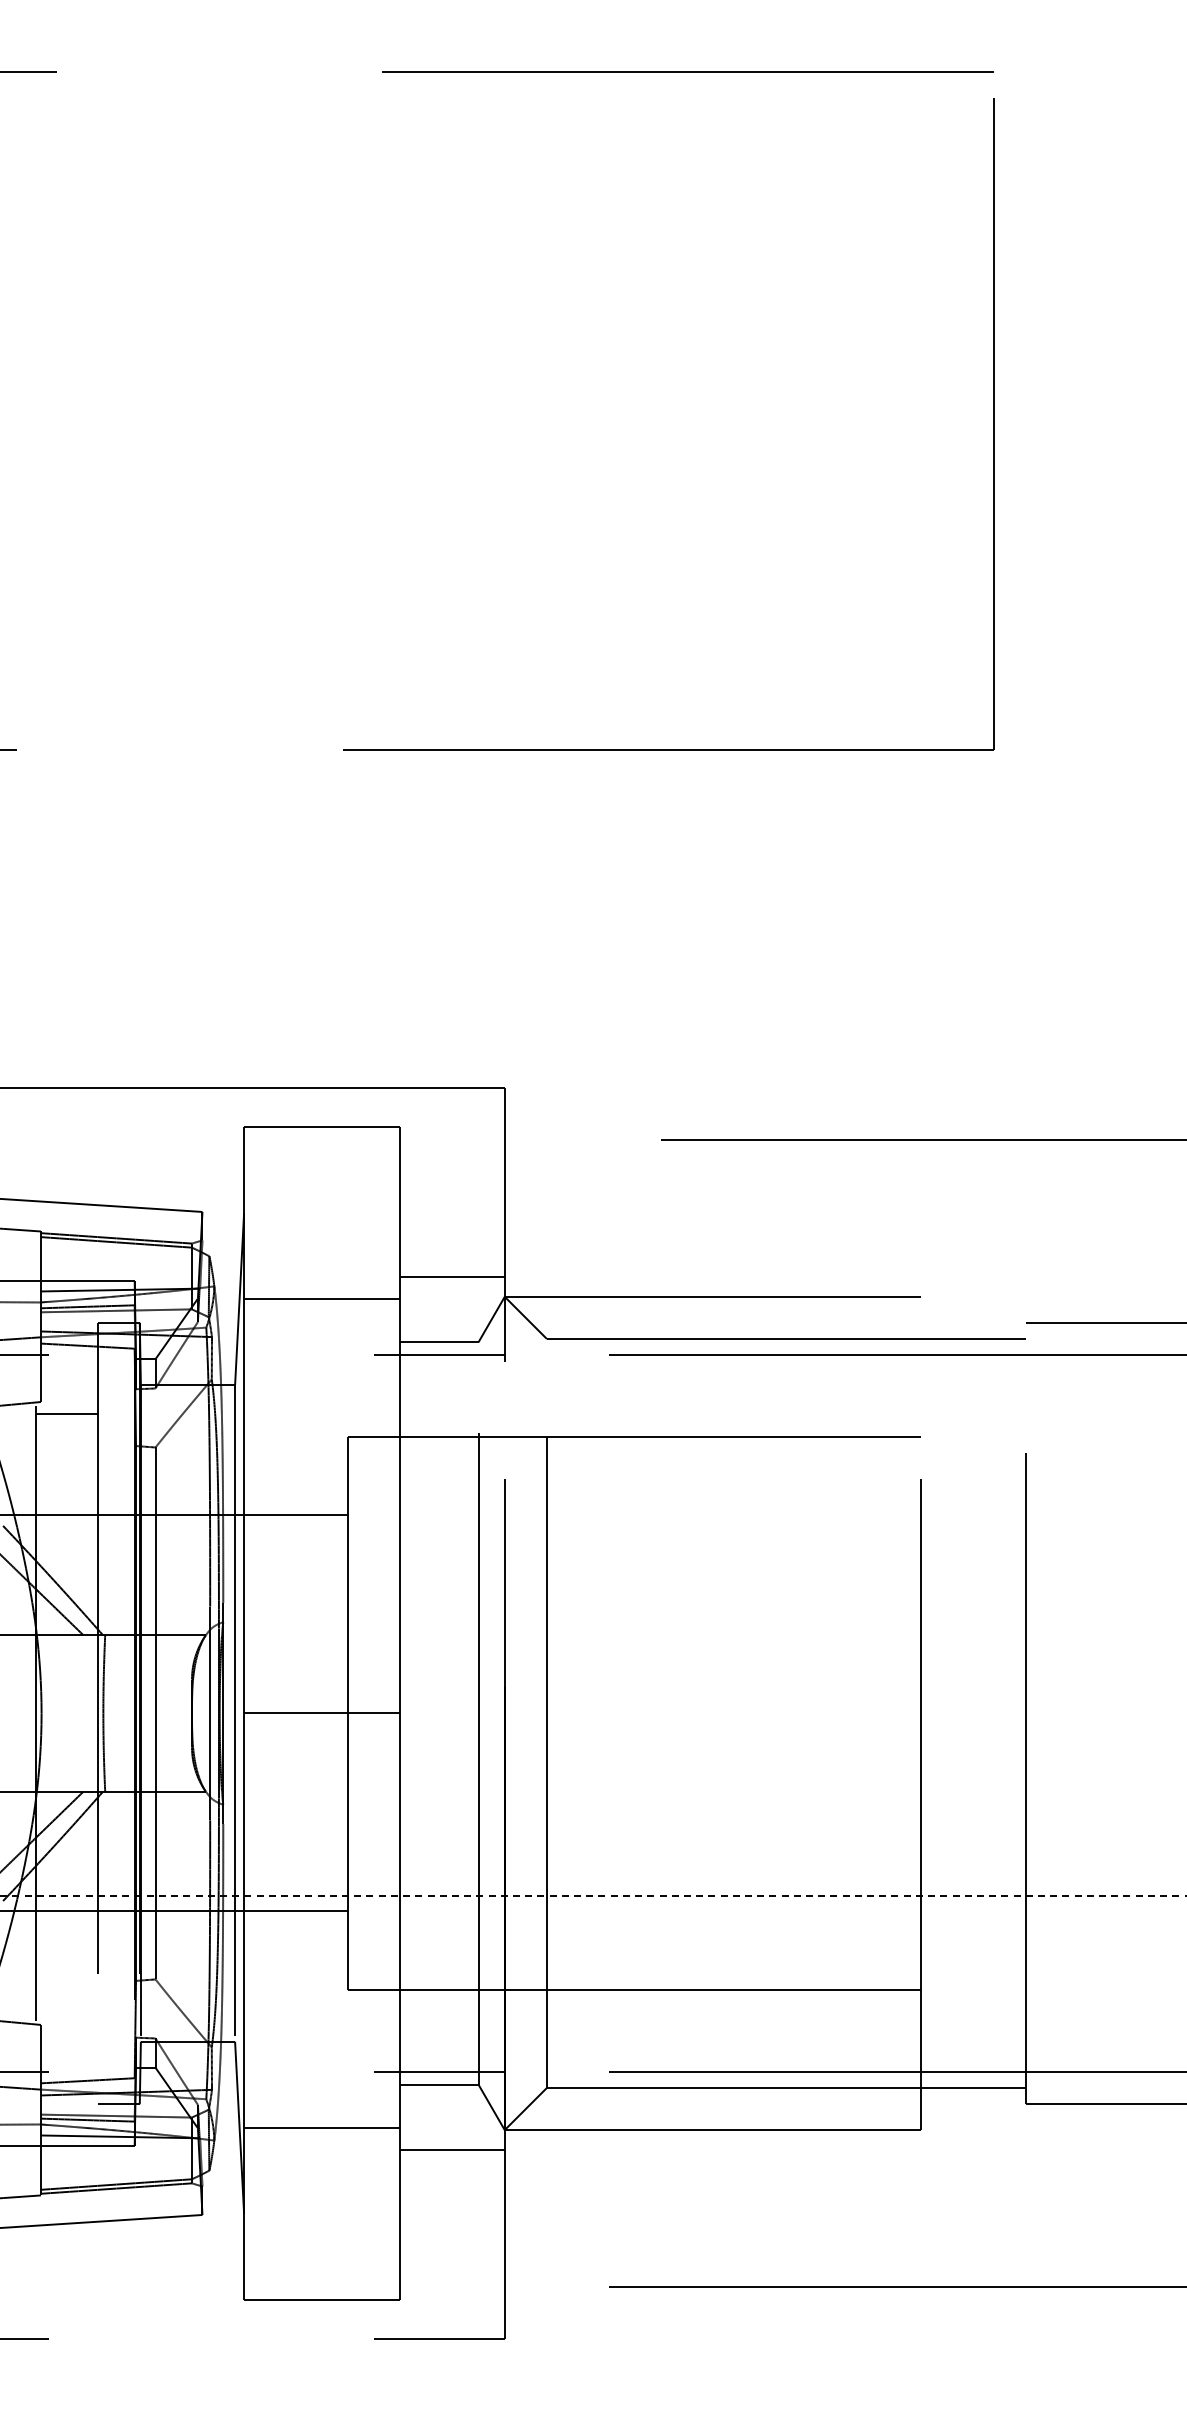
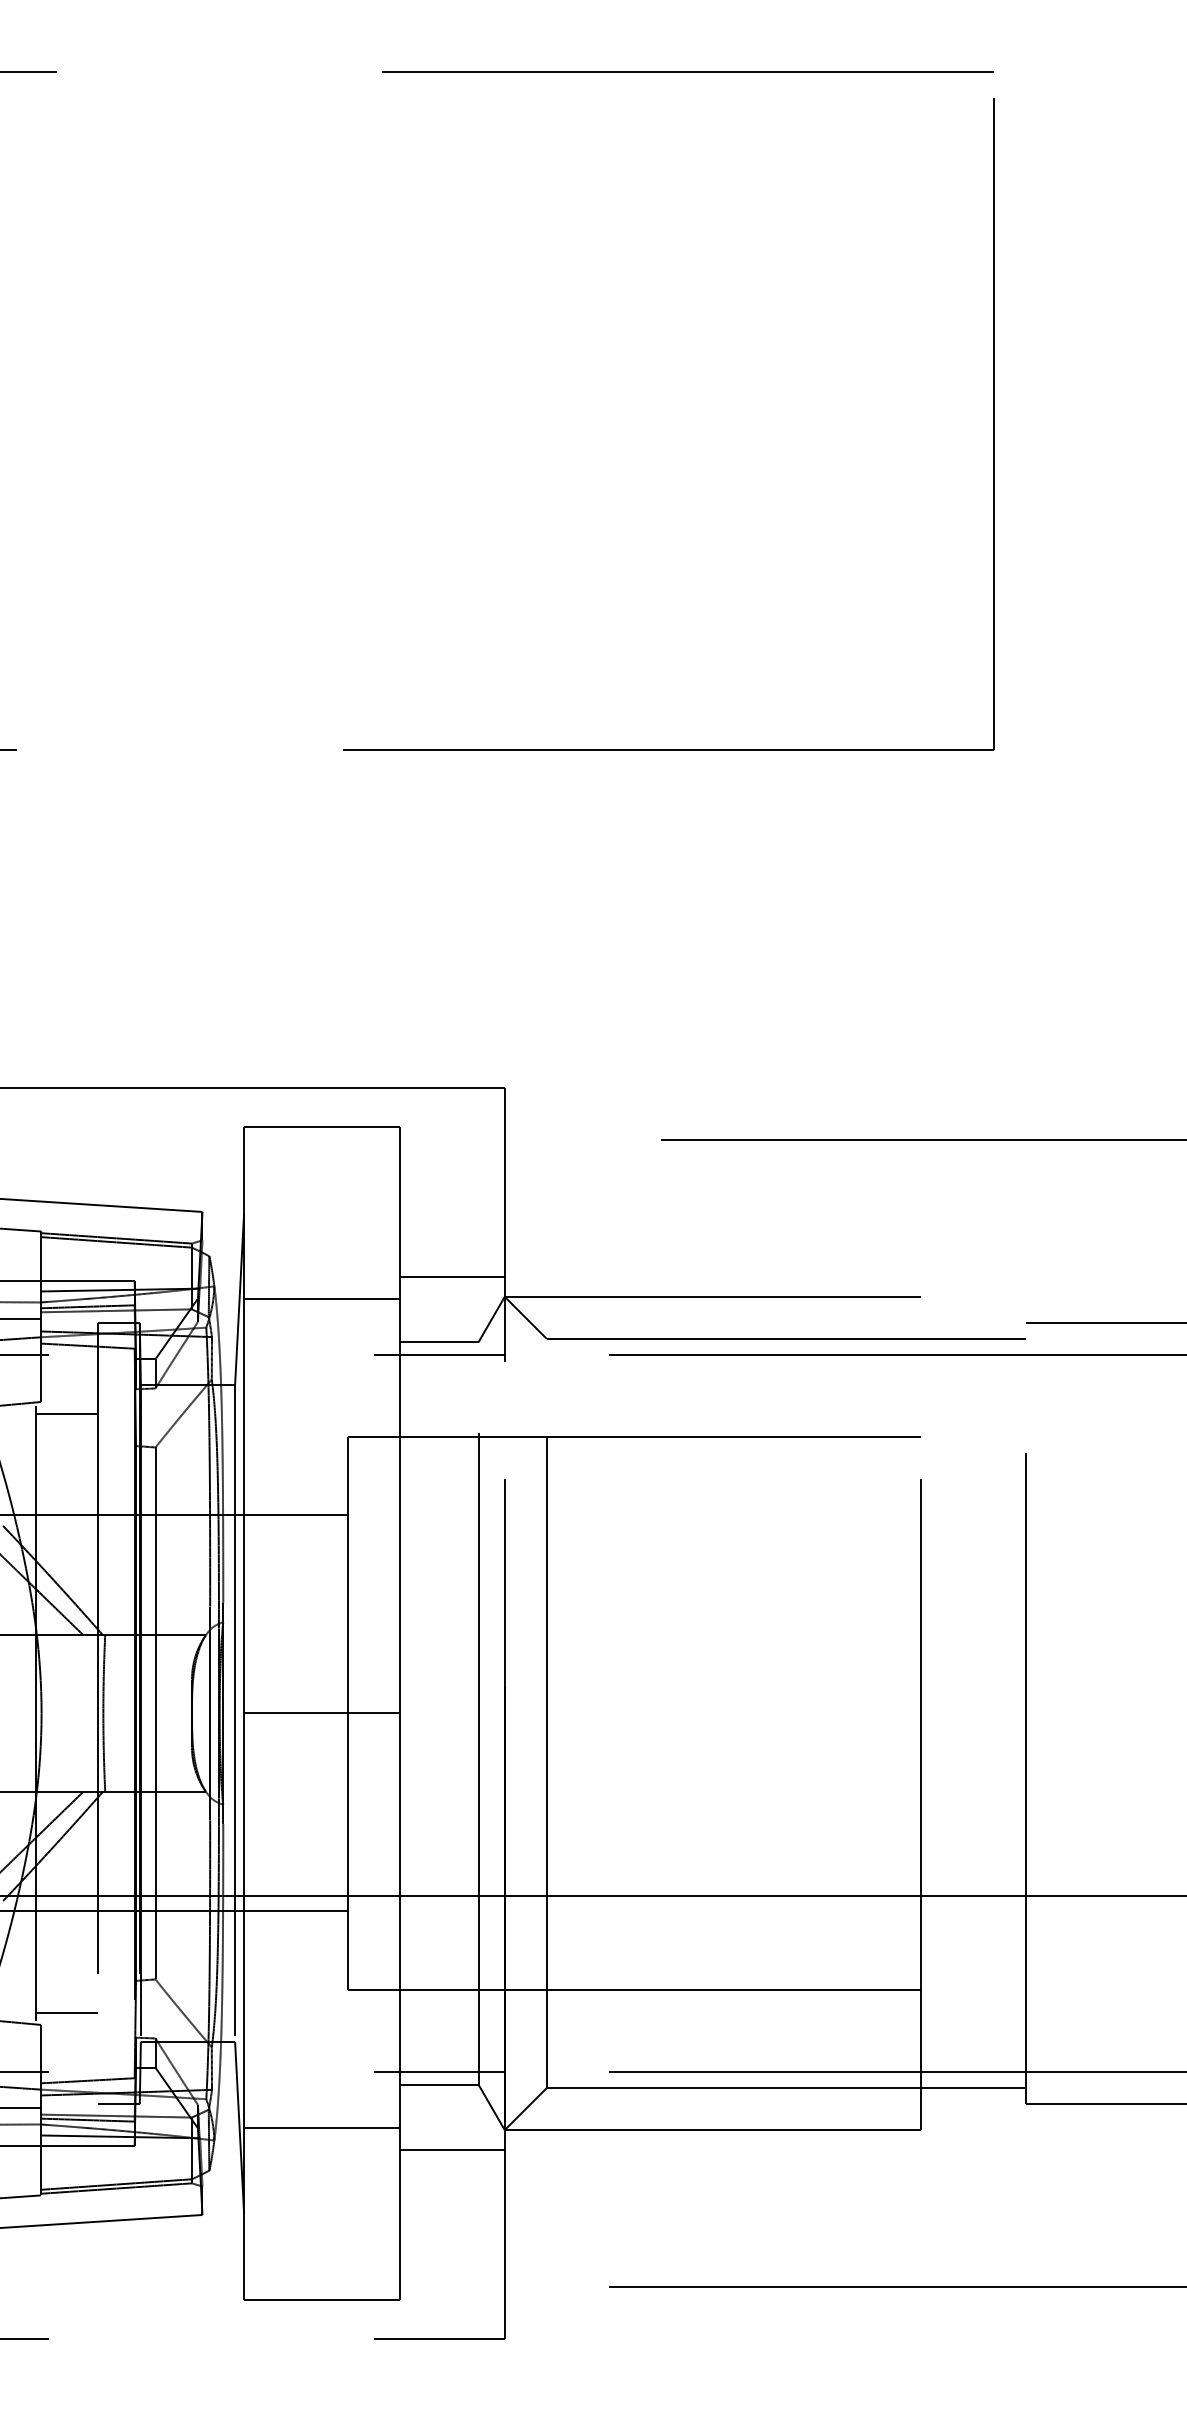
line: none -> present (21, 1318)
line: dashed -> solid (594, 1895)
line: none -> present (66, 2013)
line: none -> present (21, 2107)
